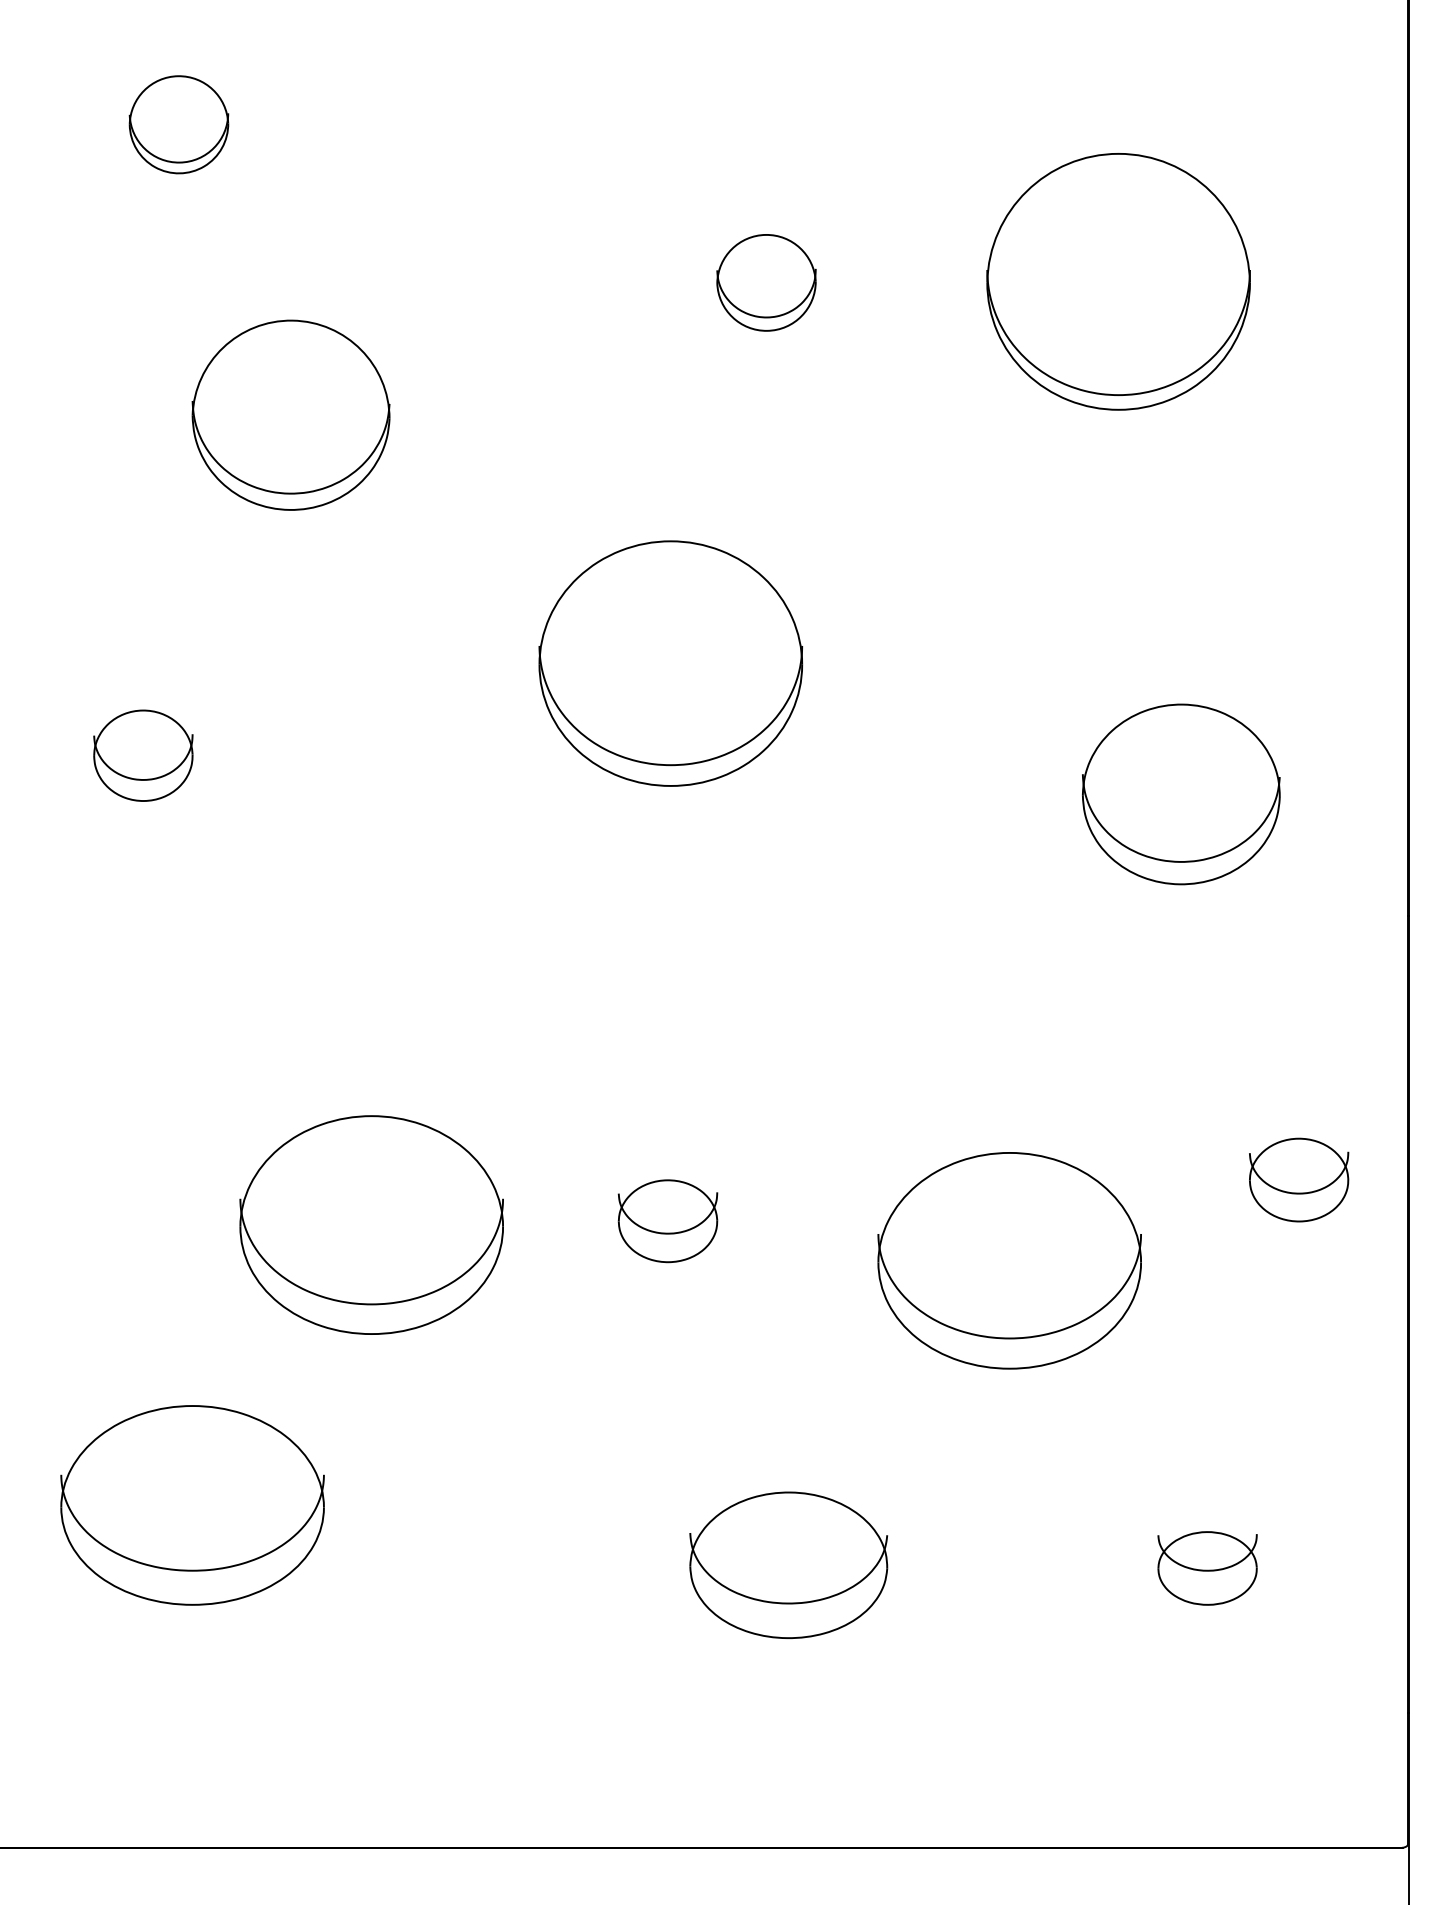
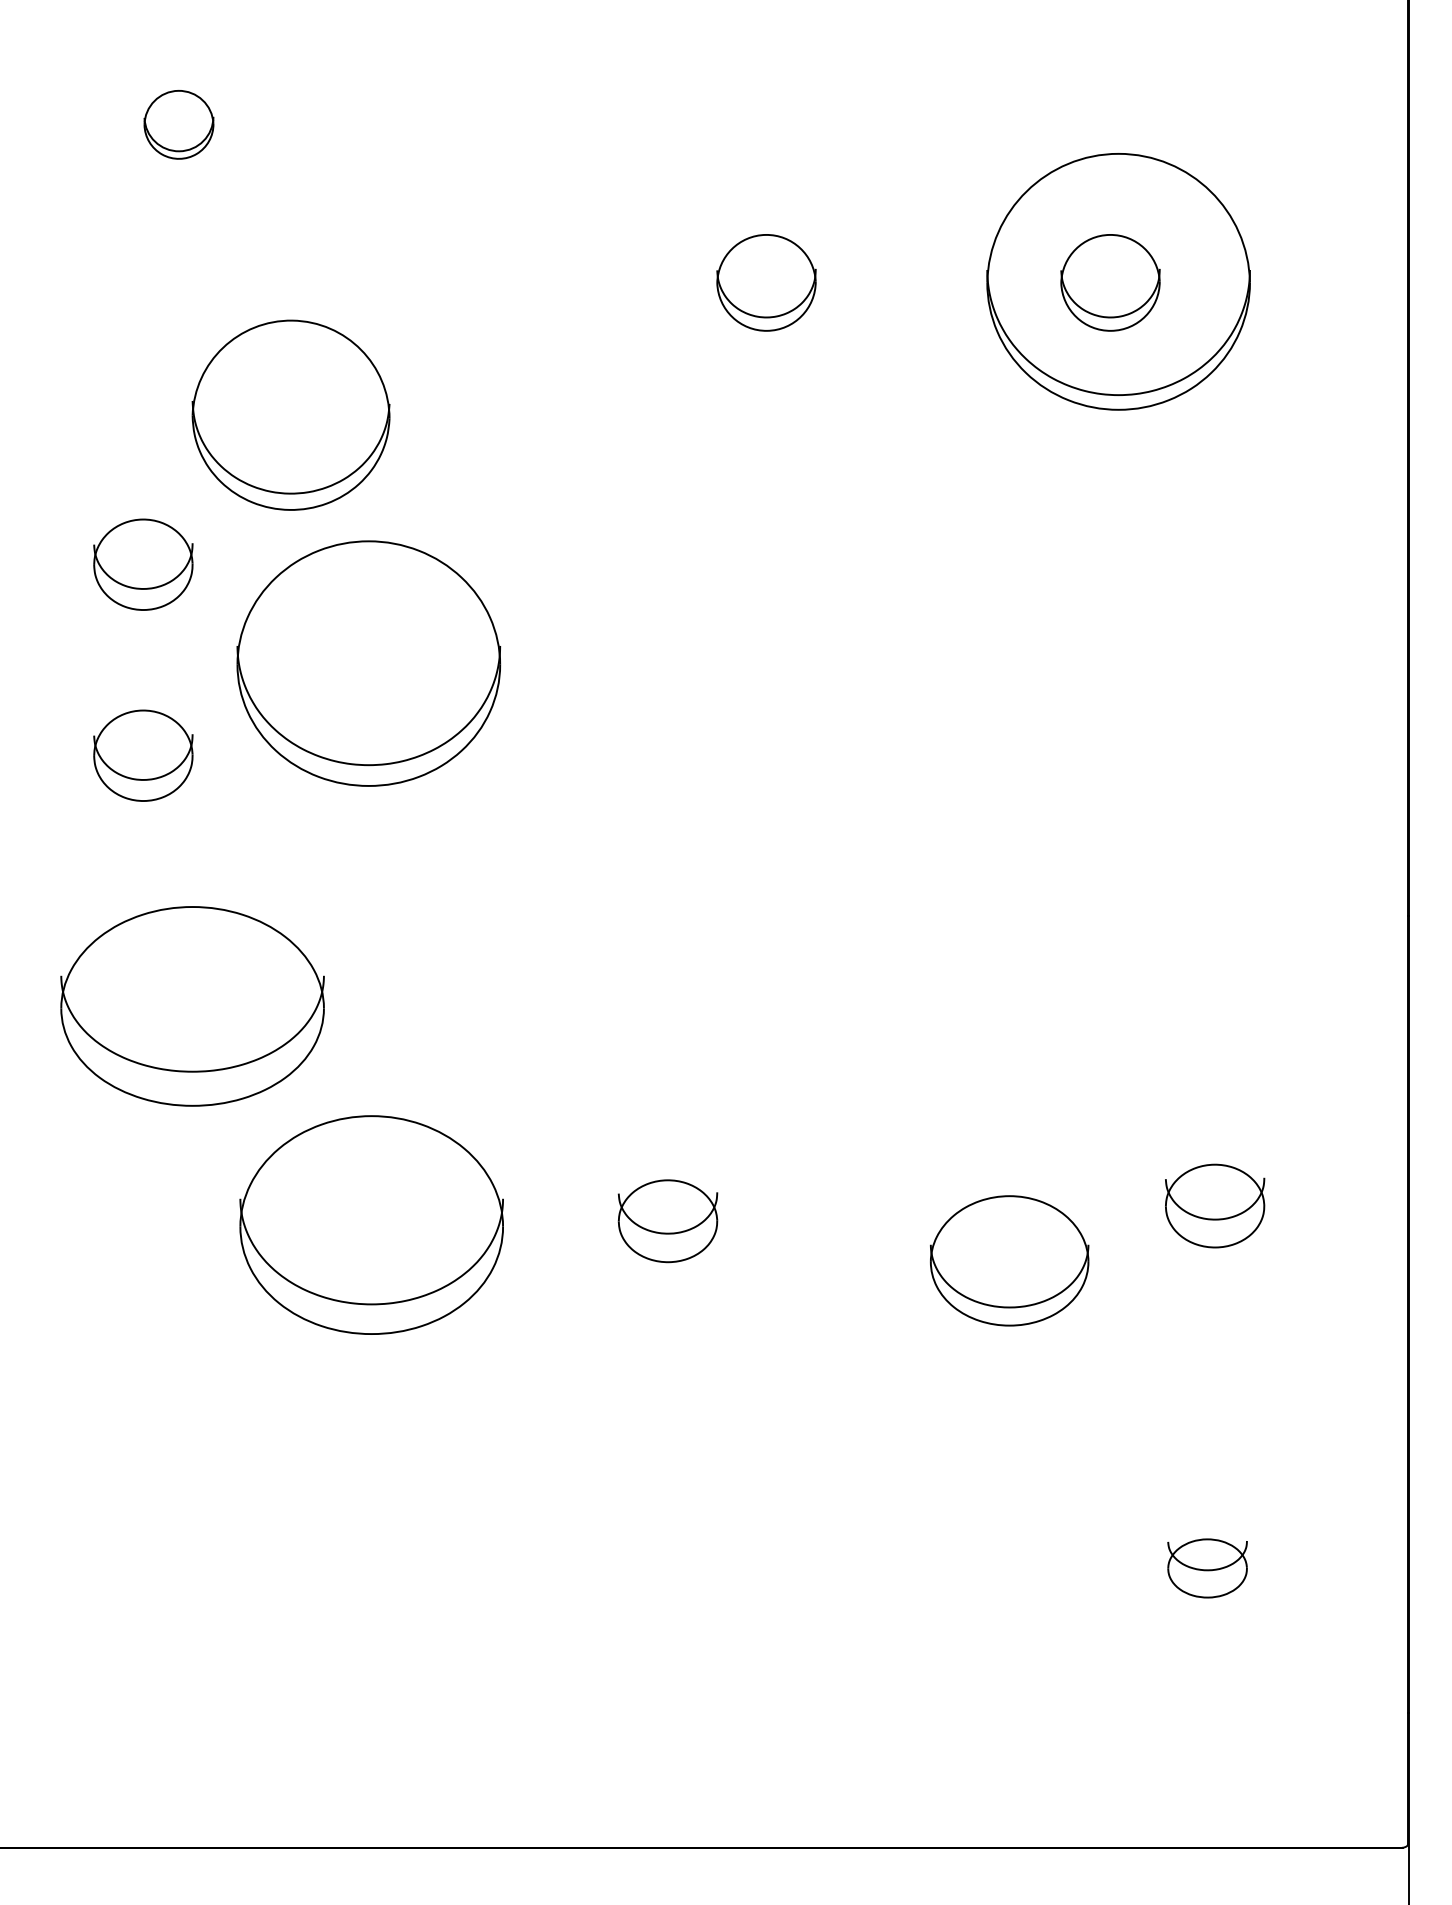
part size: 102x100 px -> 72x70 px (178, 124)
part: none -> present (1110, 282)
part: none -> present (143, 564)
part position: (670, 663) -> (368, 663) (368, 663)
part: present -> none (1181, 794)
part position: (1299, 1179) -> (1215, 1205) (1215, 1205)
part size: 265x218 px -> 160x132 px (1009, 1260)
part position: (192, 1505) -> (192, 1006) (192, 1006)
part: present -> none (788, 1564)
part size: 101x75 px -> 81x61 px (1207, 1568)
